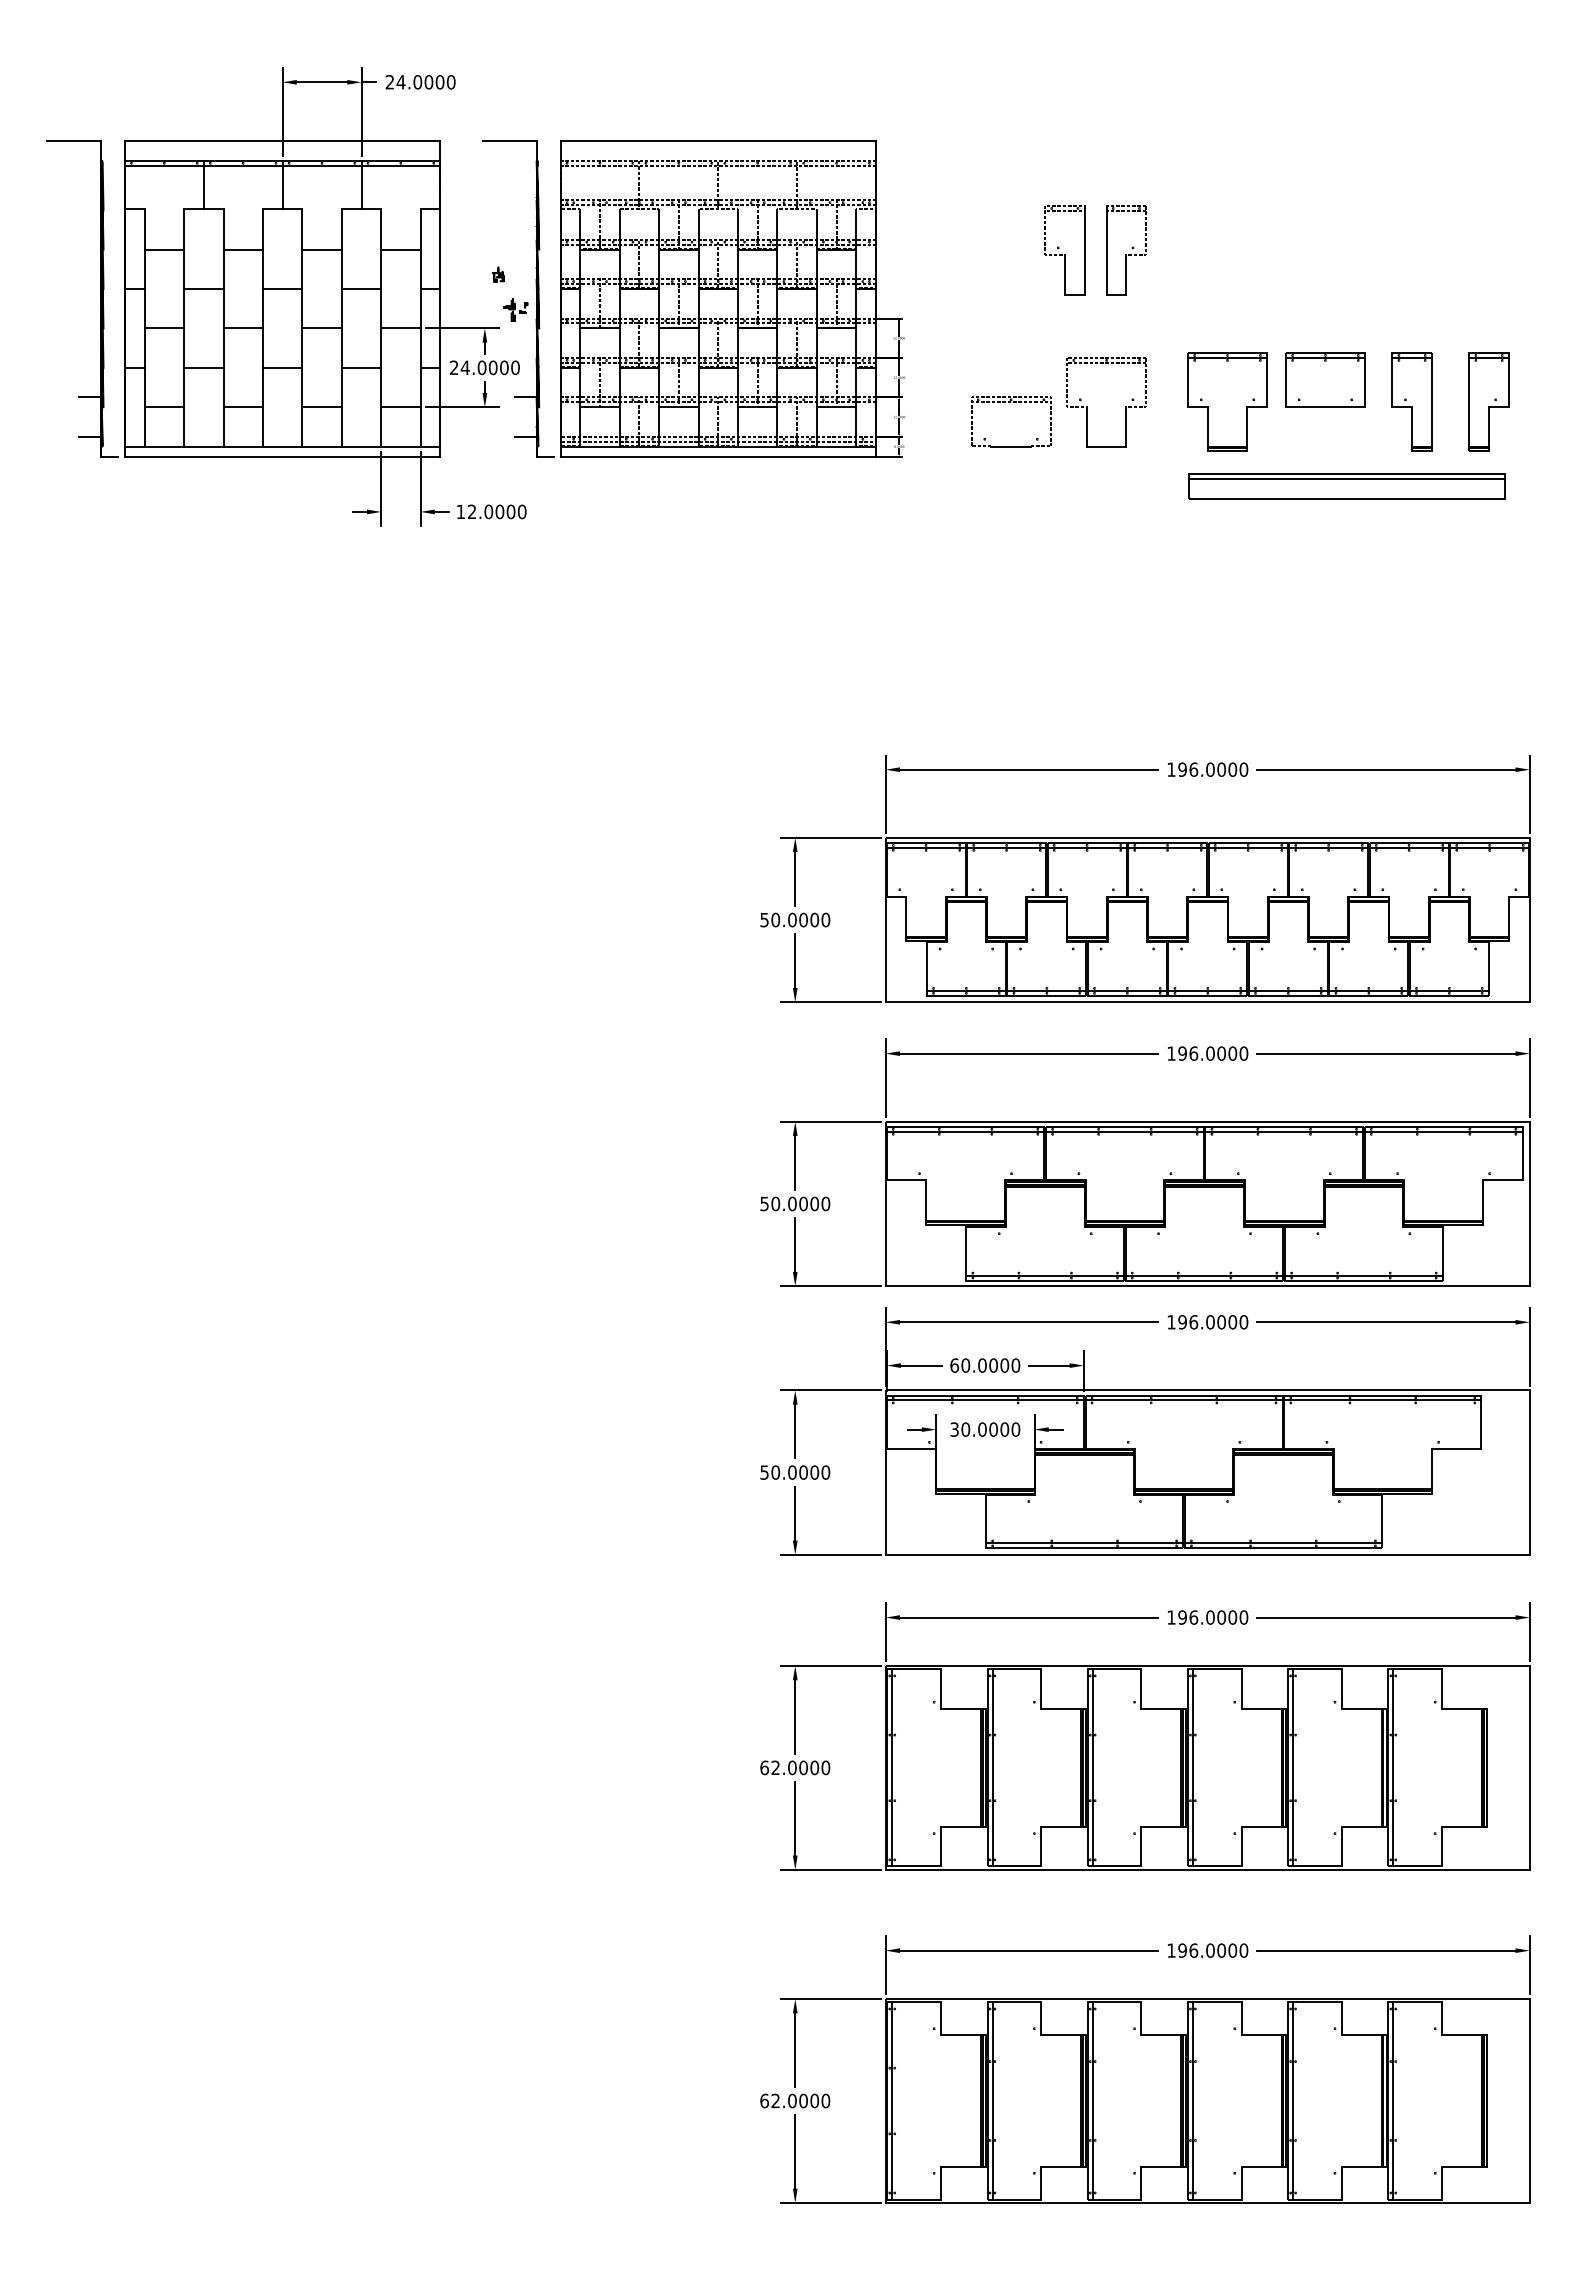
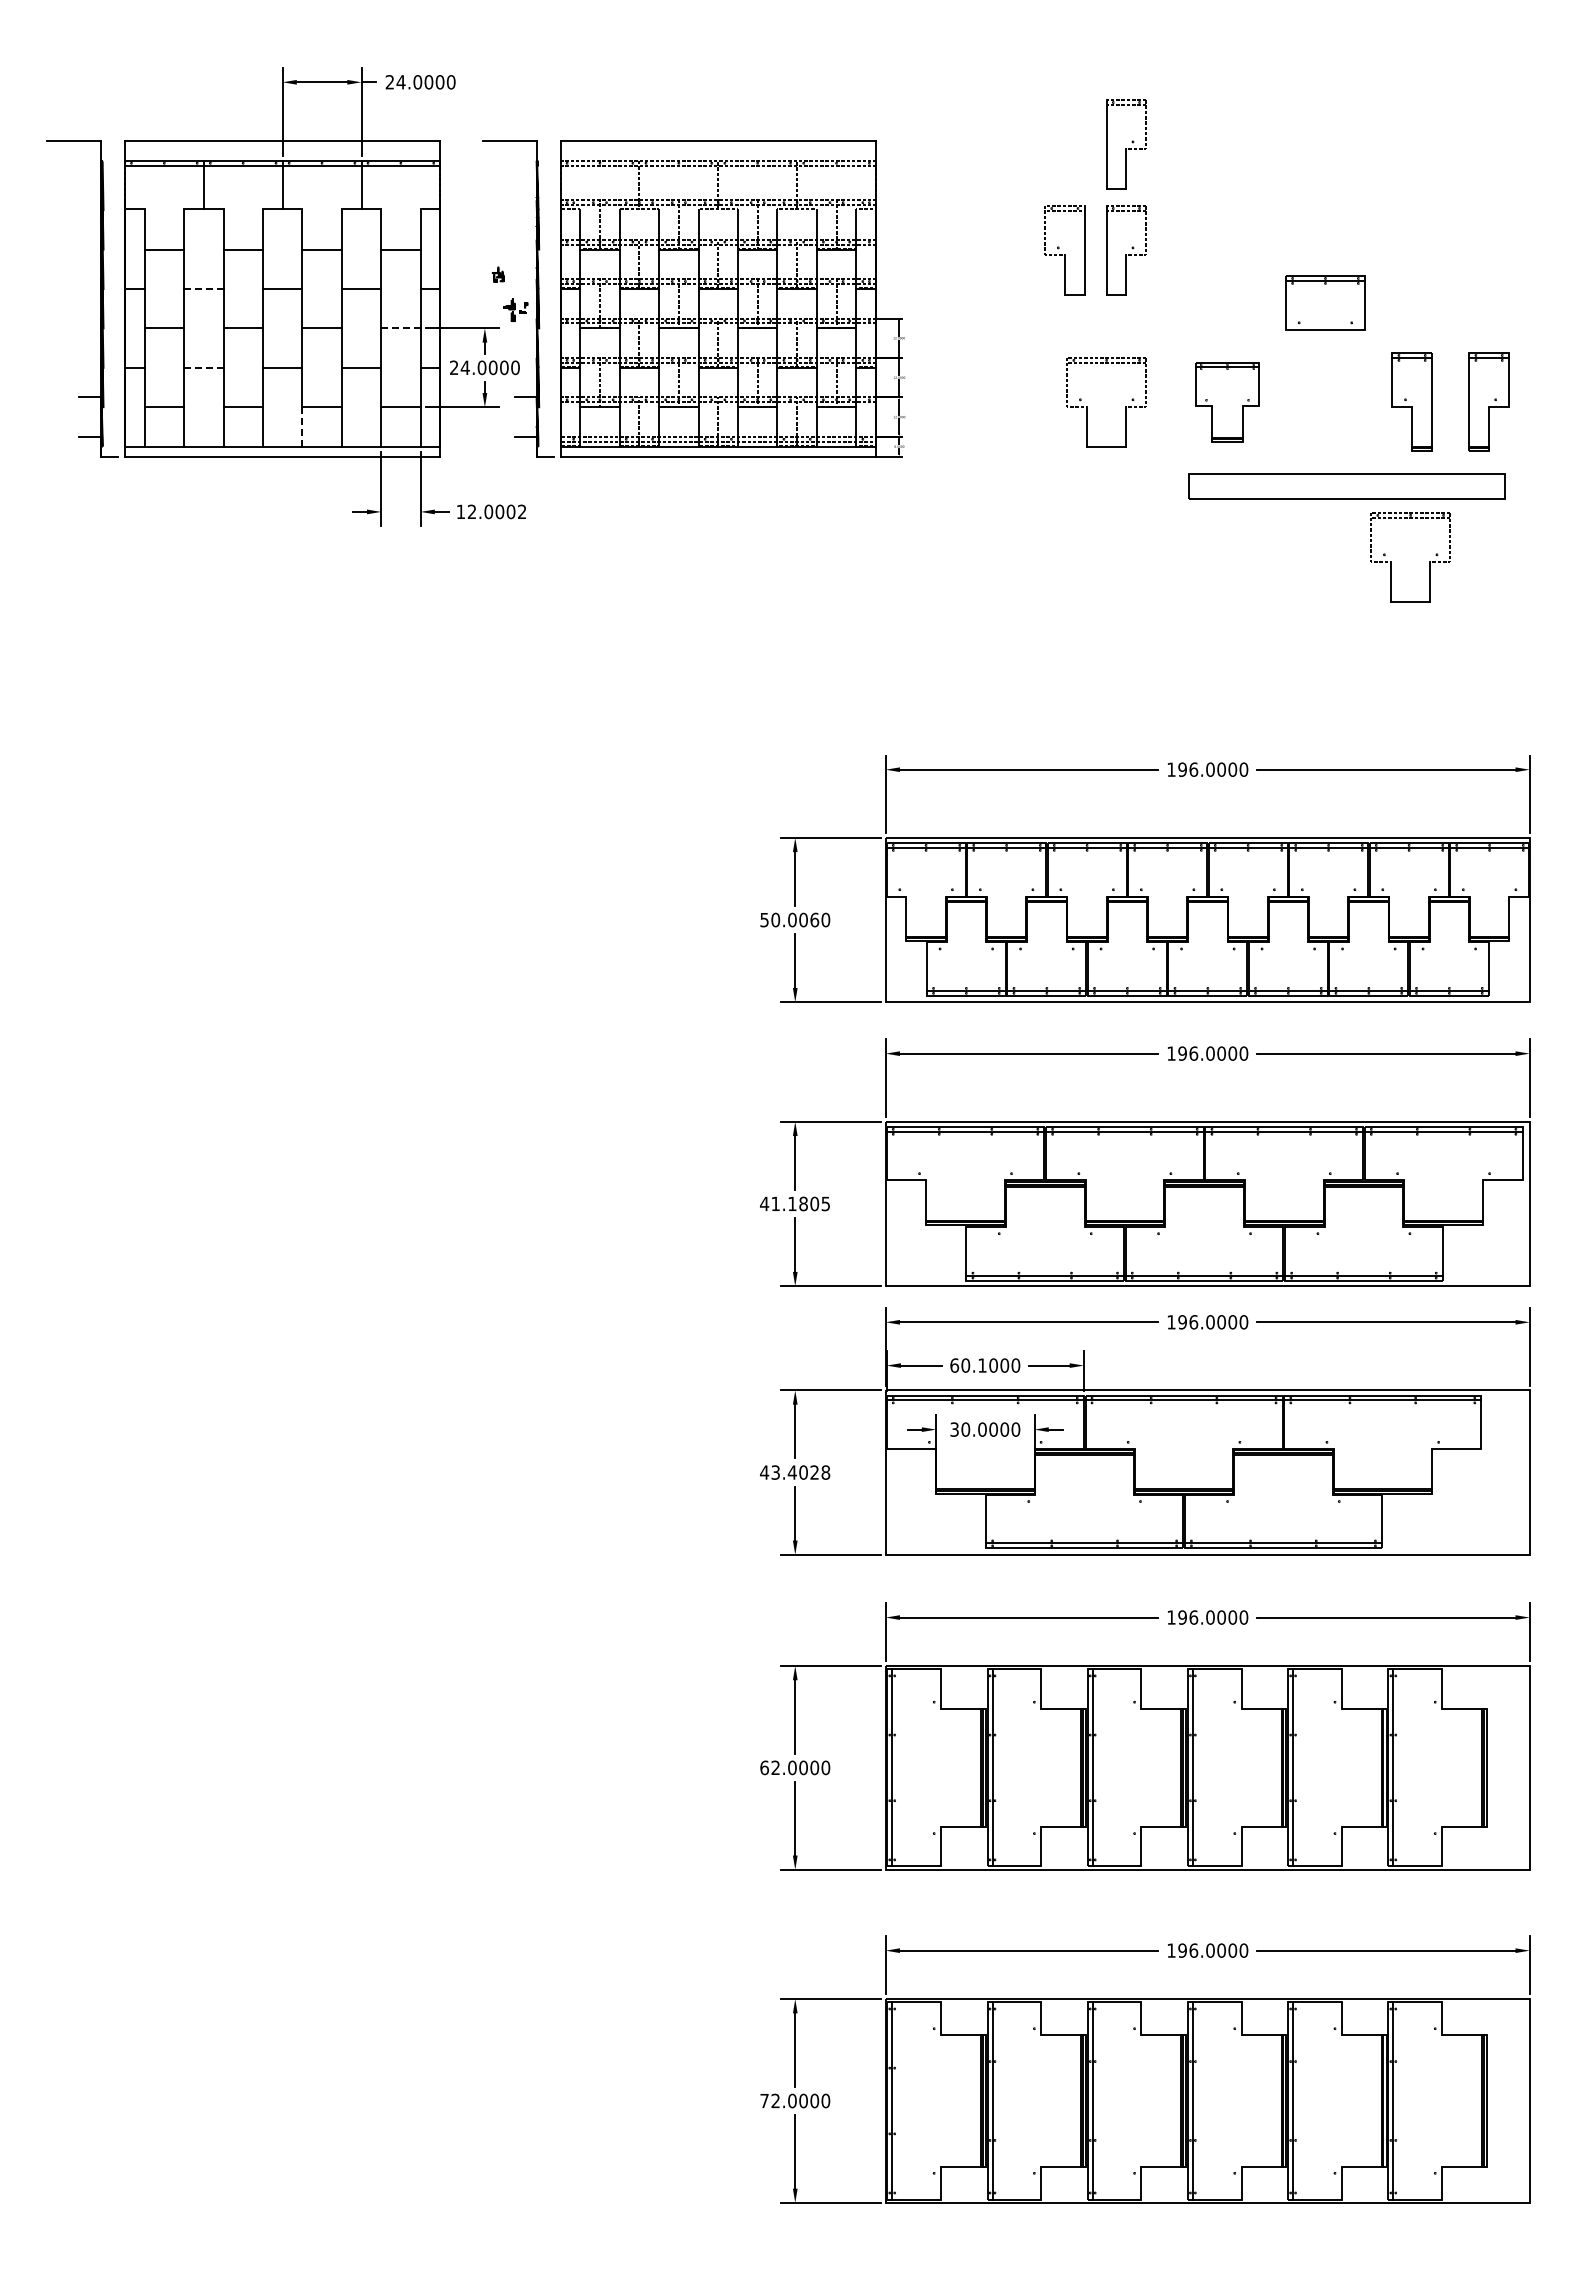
part: none -> present (1126, 144)
line: solid -> dashed (203, 288)
line: solid -> dashed (400, 328)
line: solid -> dashed (203, 367)
part position: (1325, 379) -> (1325, 302) (1325, 302)
part size: 81x100 px -> 65x81 px (1227, 402)
part: present -> none (1010, 402)
line: solid -> dashed (302, 426)
line: present -> none (1346, 479)
text: 12.0000 -> 12.0002 (521, 511)
part: none -> present (1391, 561)
text: 50.0000 -> 50.0060 (814, 919)
text: 50.0000 -> 41.1805 (795, 1203)
text: 60.0000 -> 60.1000 (982, 1365)
text: 50.0000 -> 43.4028 (795, 1472)
text: 62.0000 -> 72.0000 (764, 2100)
